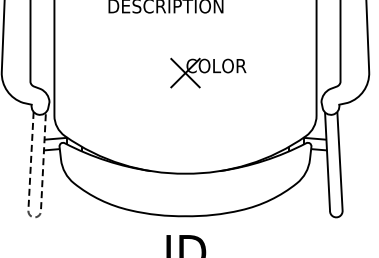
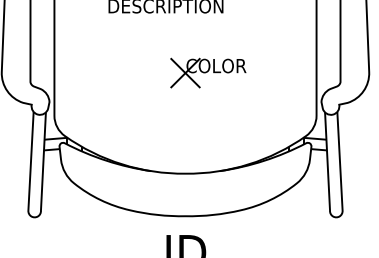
line: dashed -> solid (34, 217)
